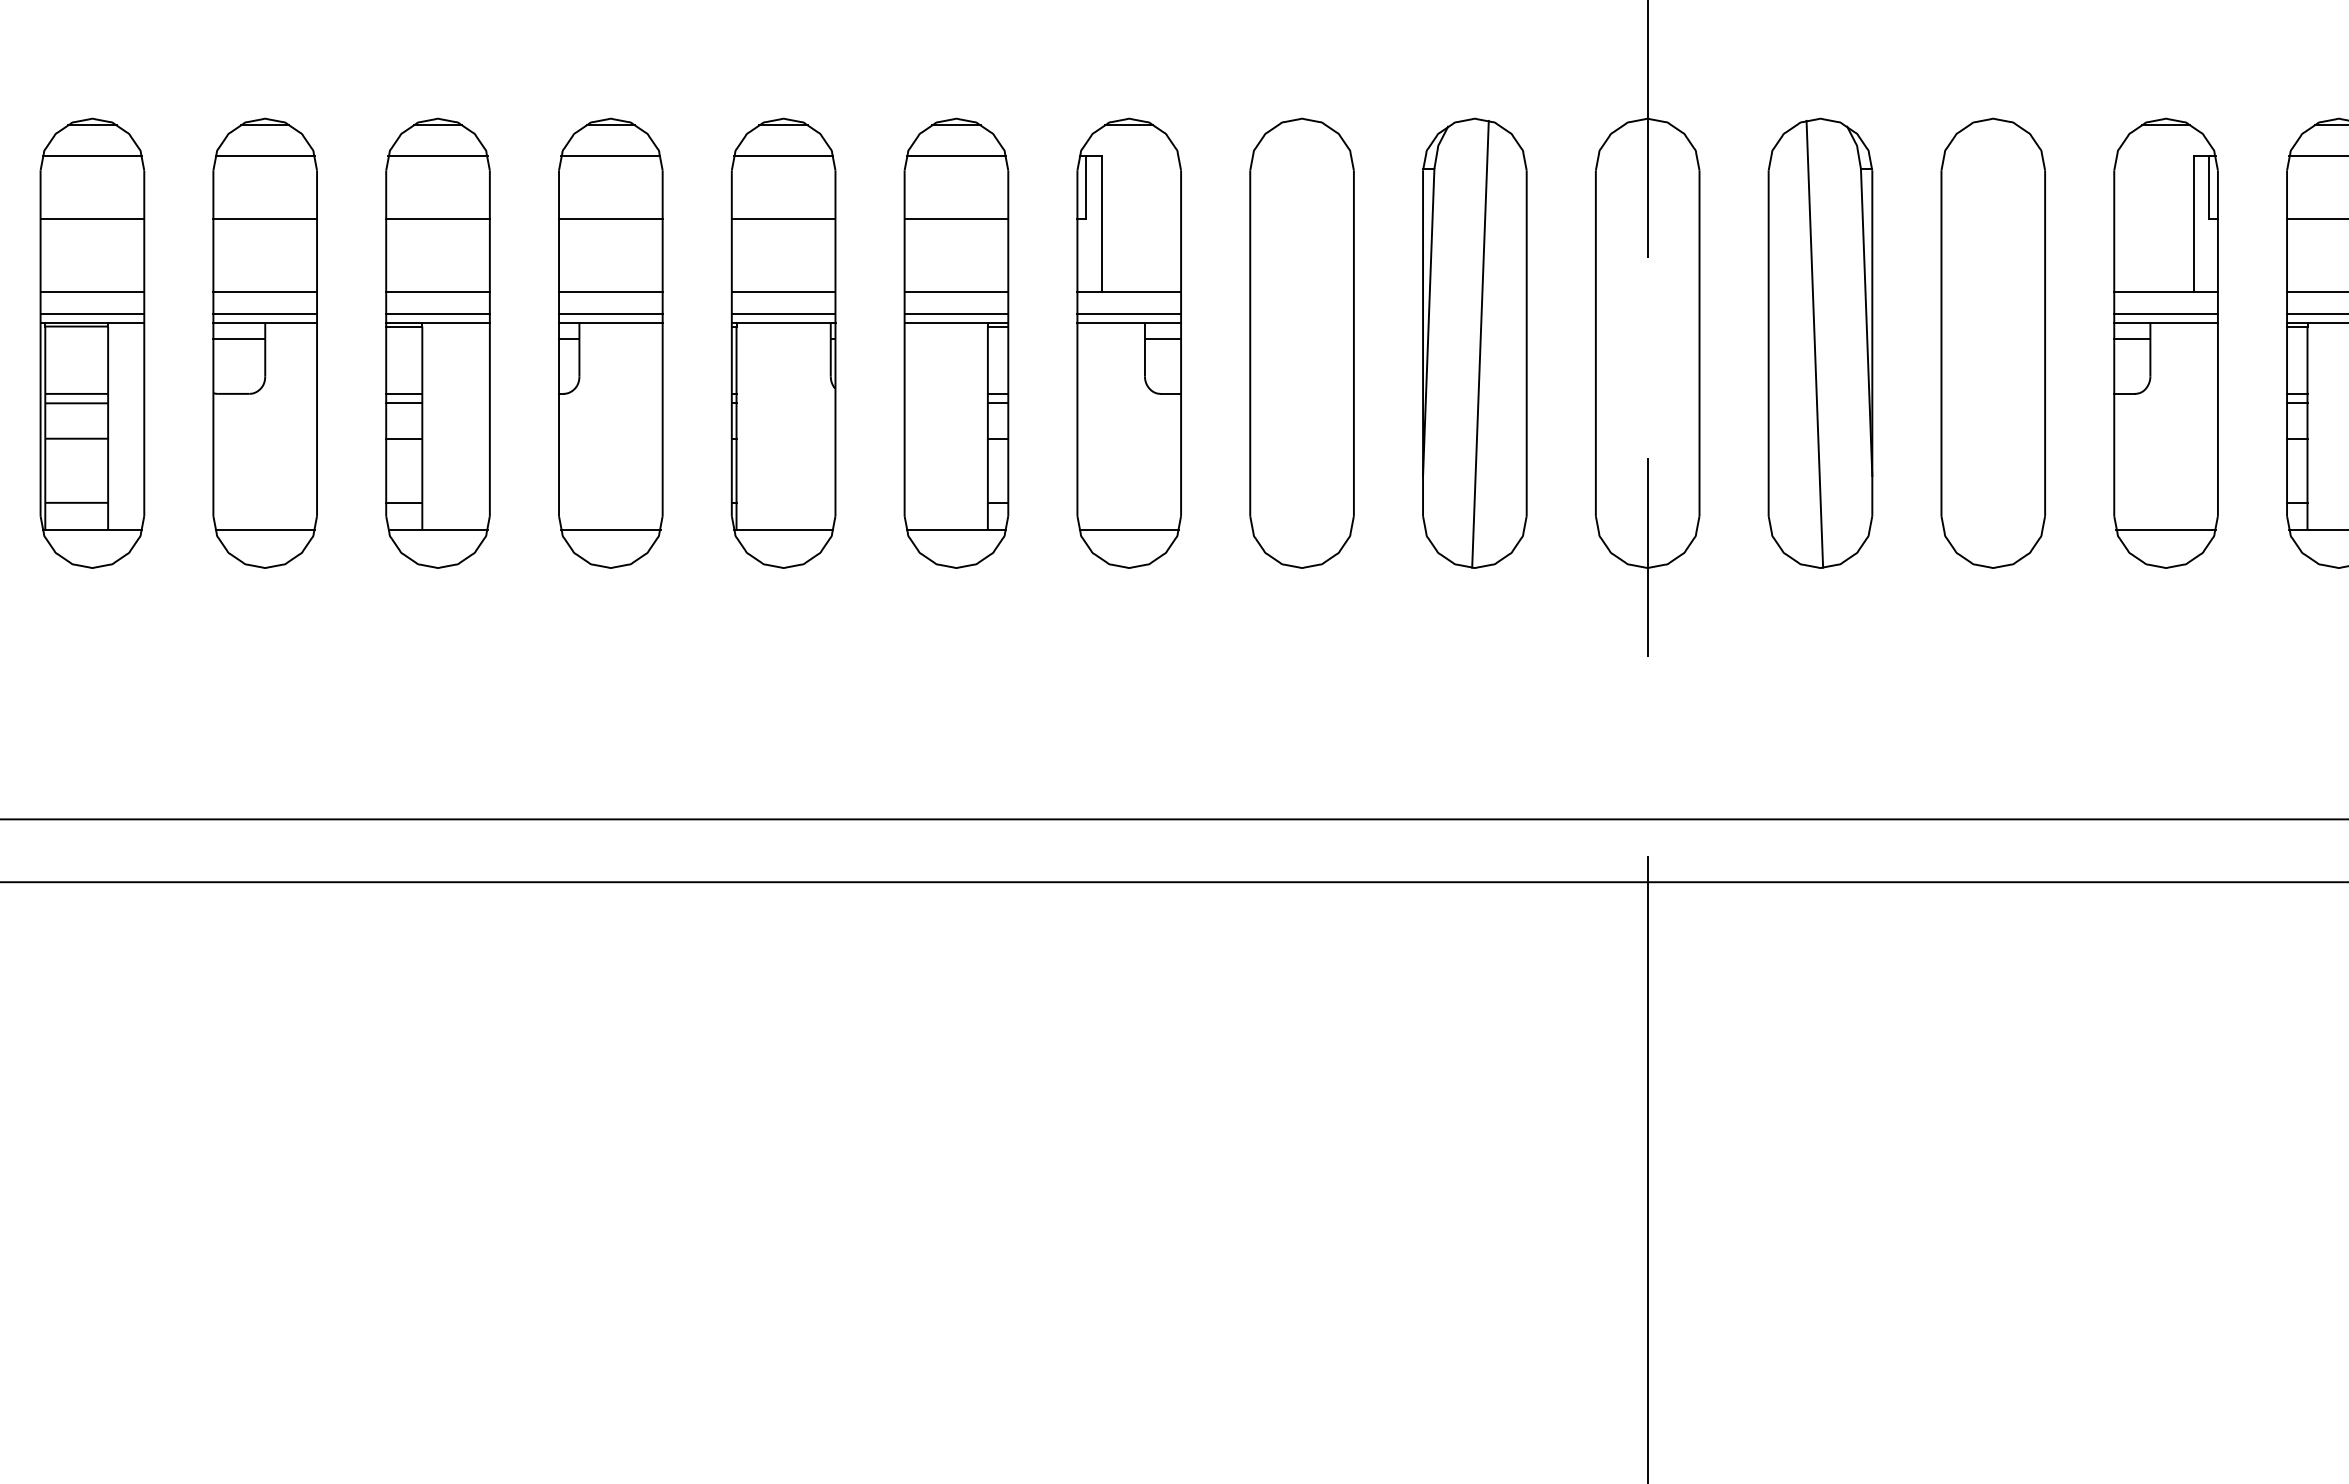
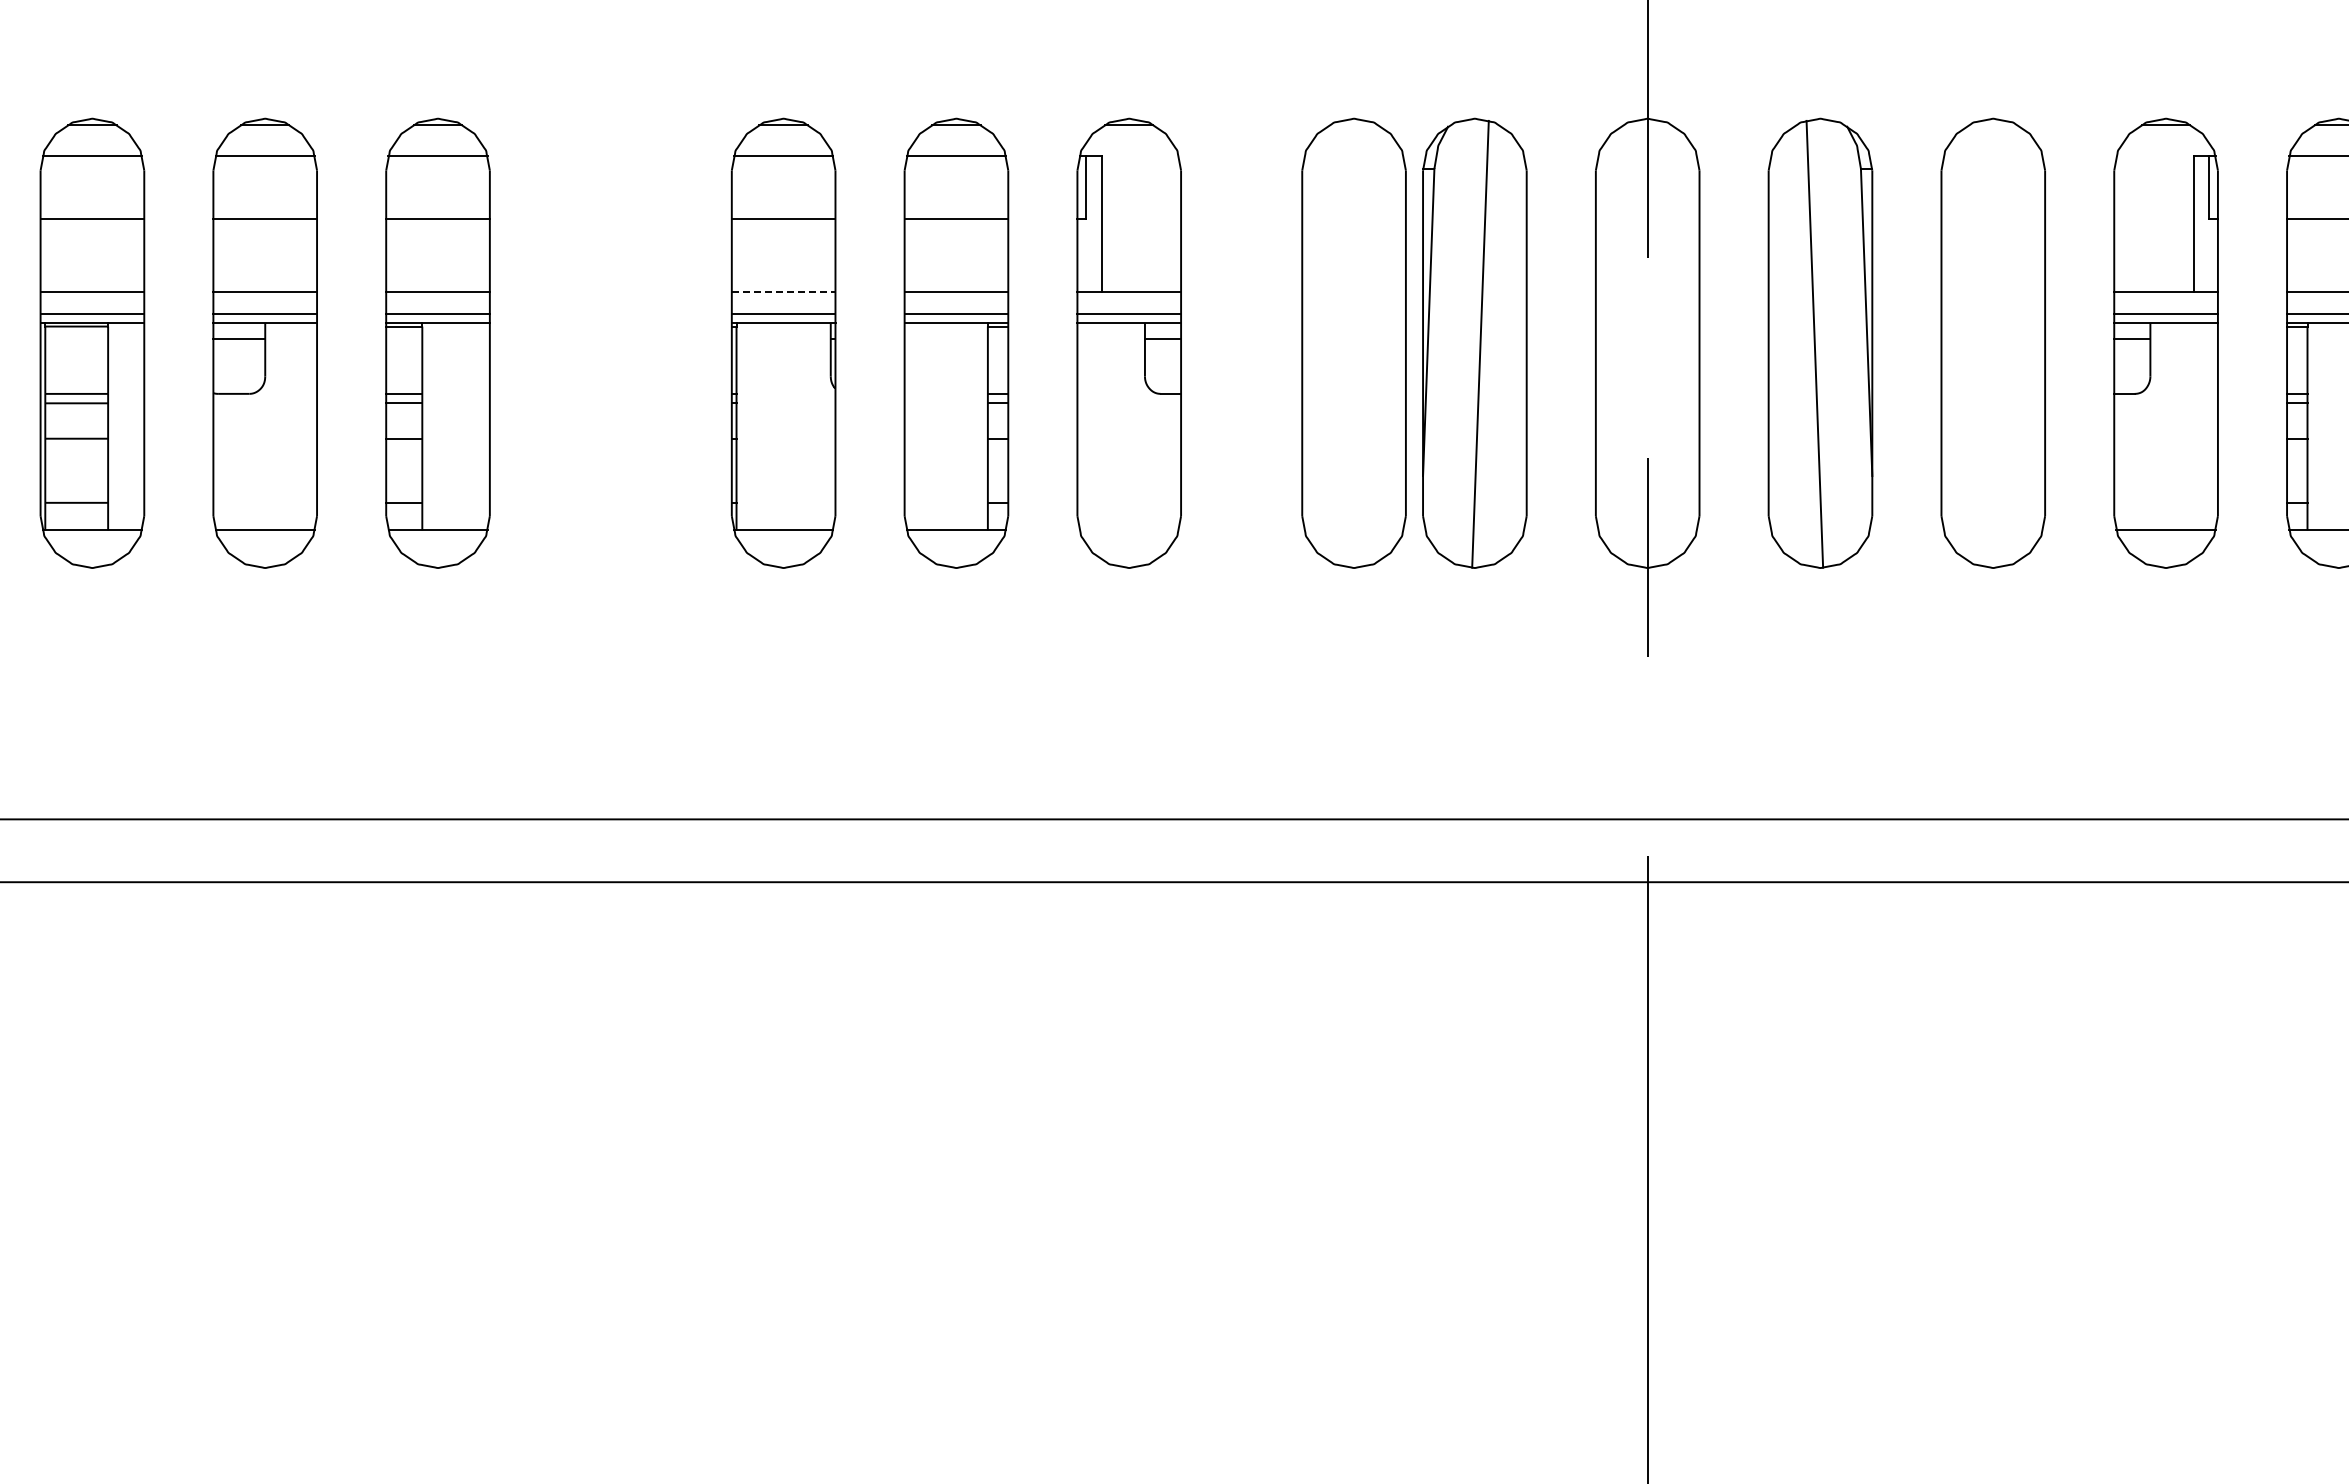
line: solid -> dashed (783, 291)
part: present -> none (610, 342)
part position: (1301, 342) -> (1353, 342) (1353, 342)
line: present -> none (1128, 530)
